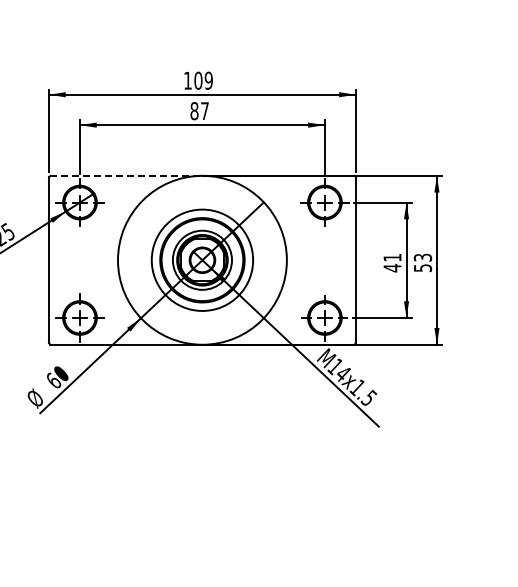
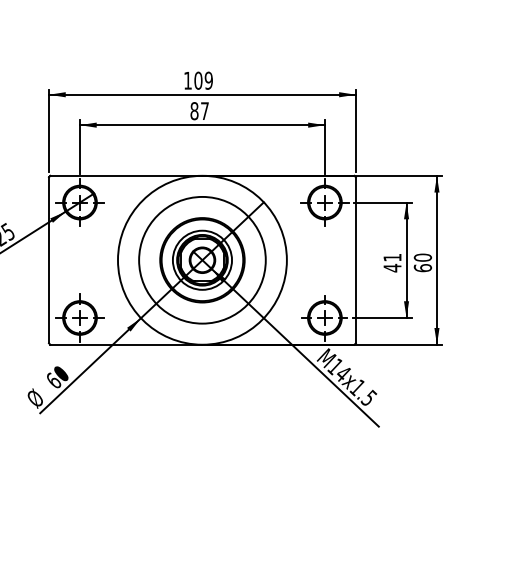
line: dashed -> solid (126, 175)
circle diameter: 101 px -> 127 px (202, 259)
text: 53 -> 60 (422, 262)
